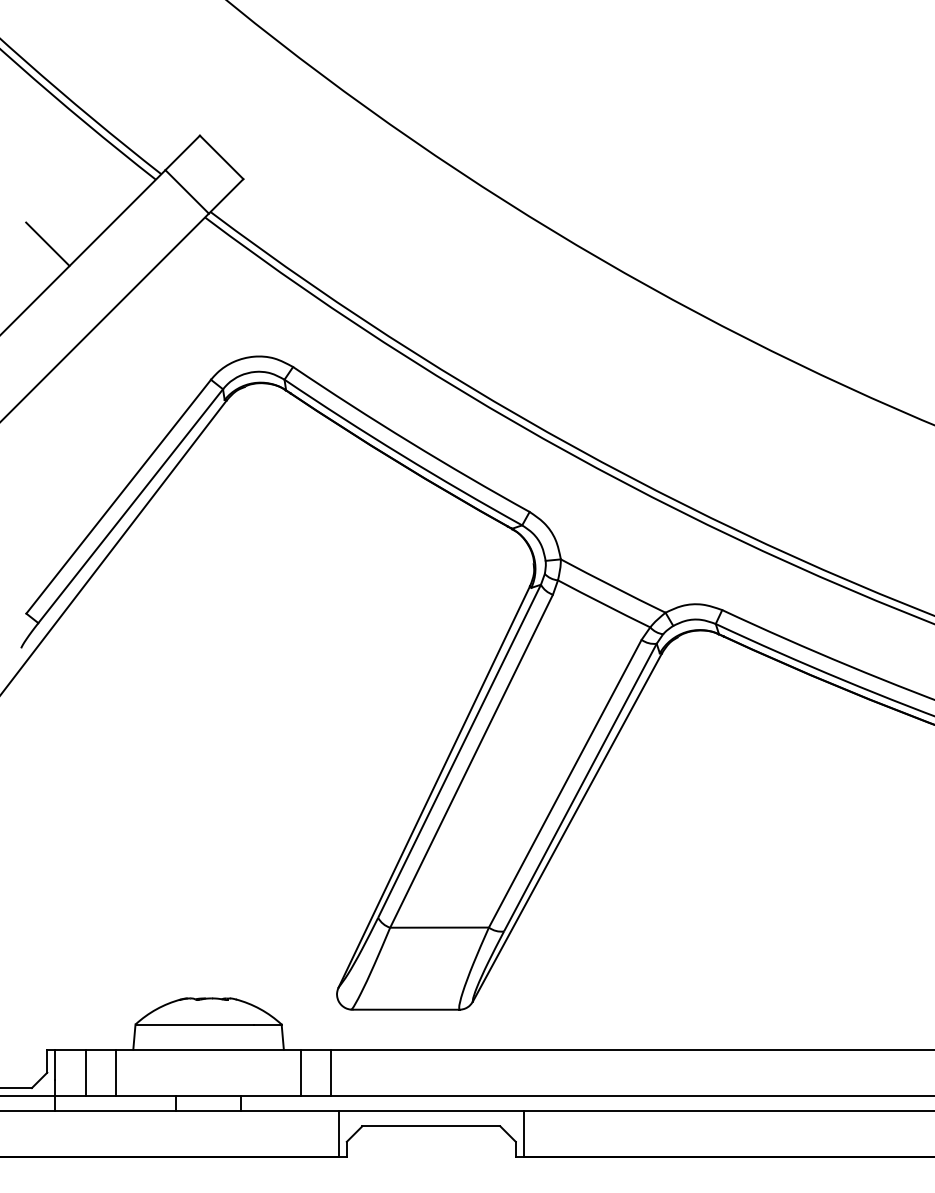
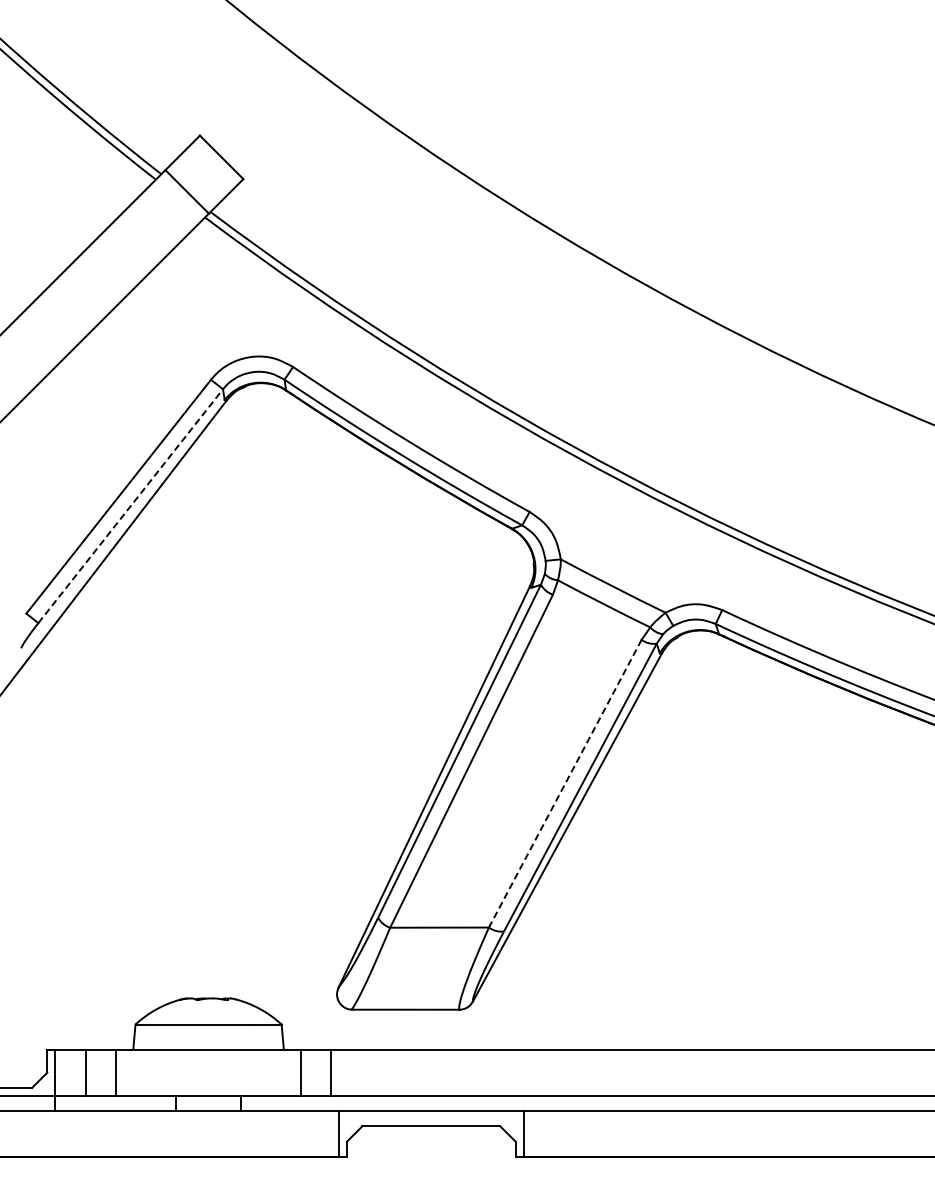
line: present -> none (47, 243)
line: solid -> dashed (130, 506)
line: solid -> dashed (565, 783)
